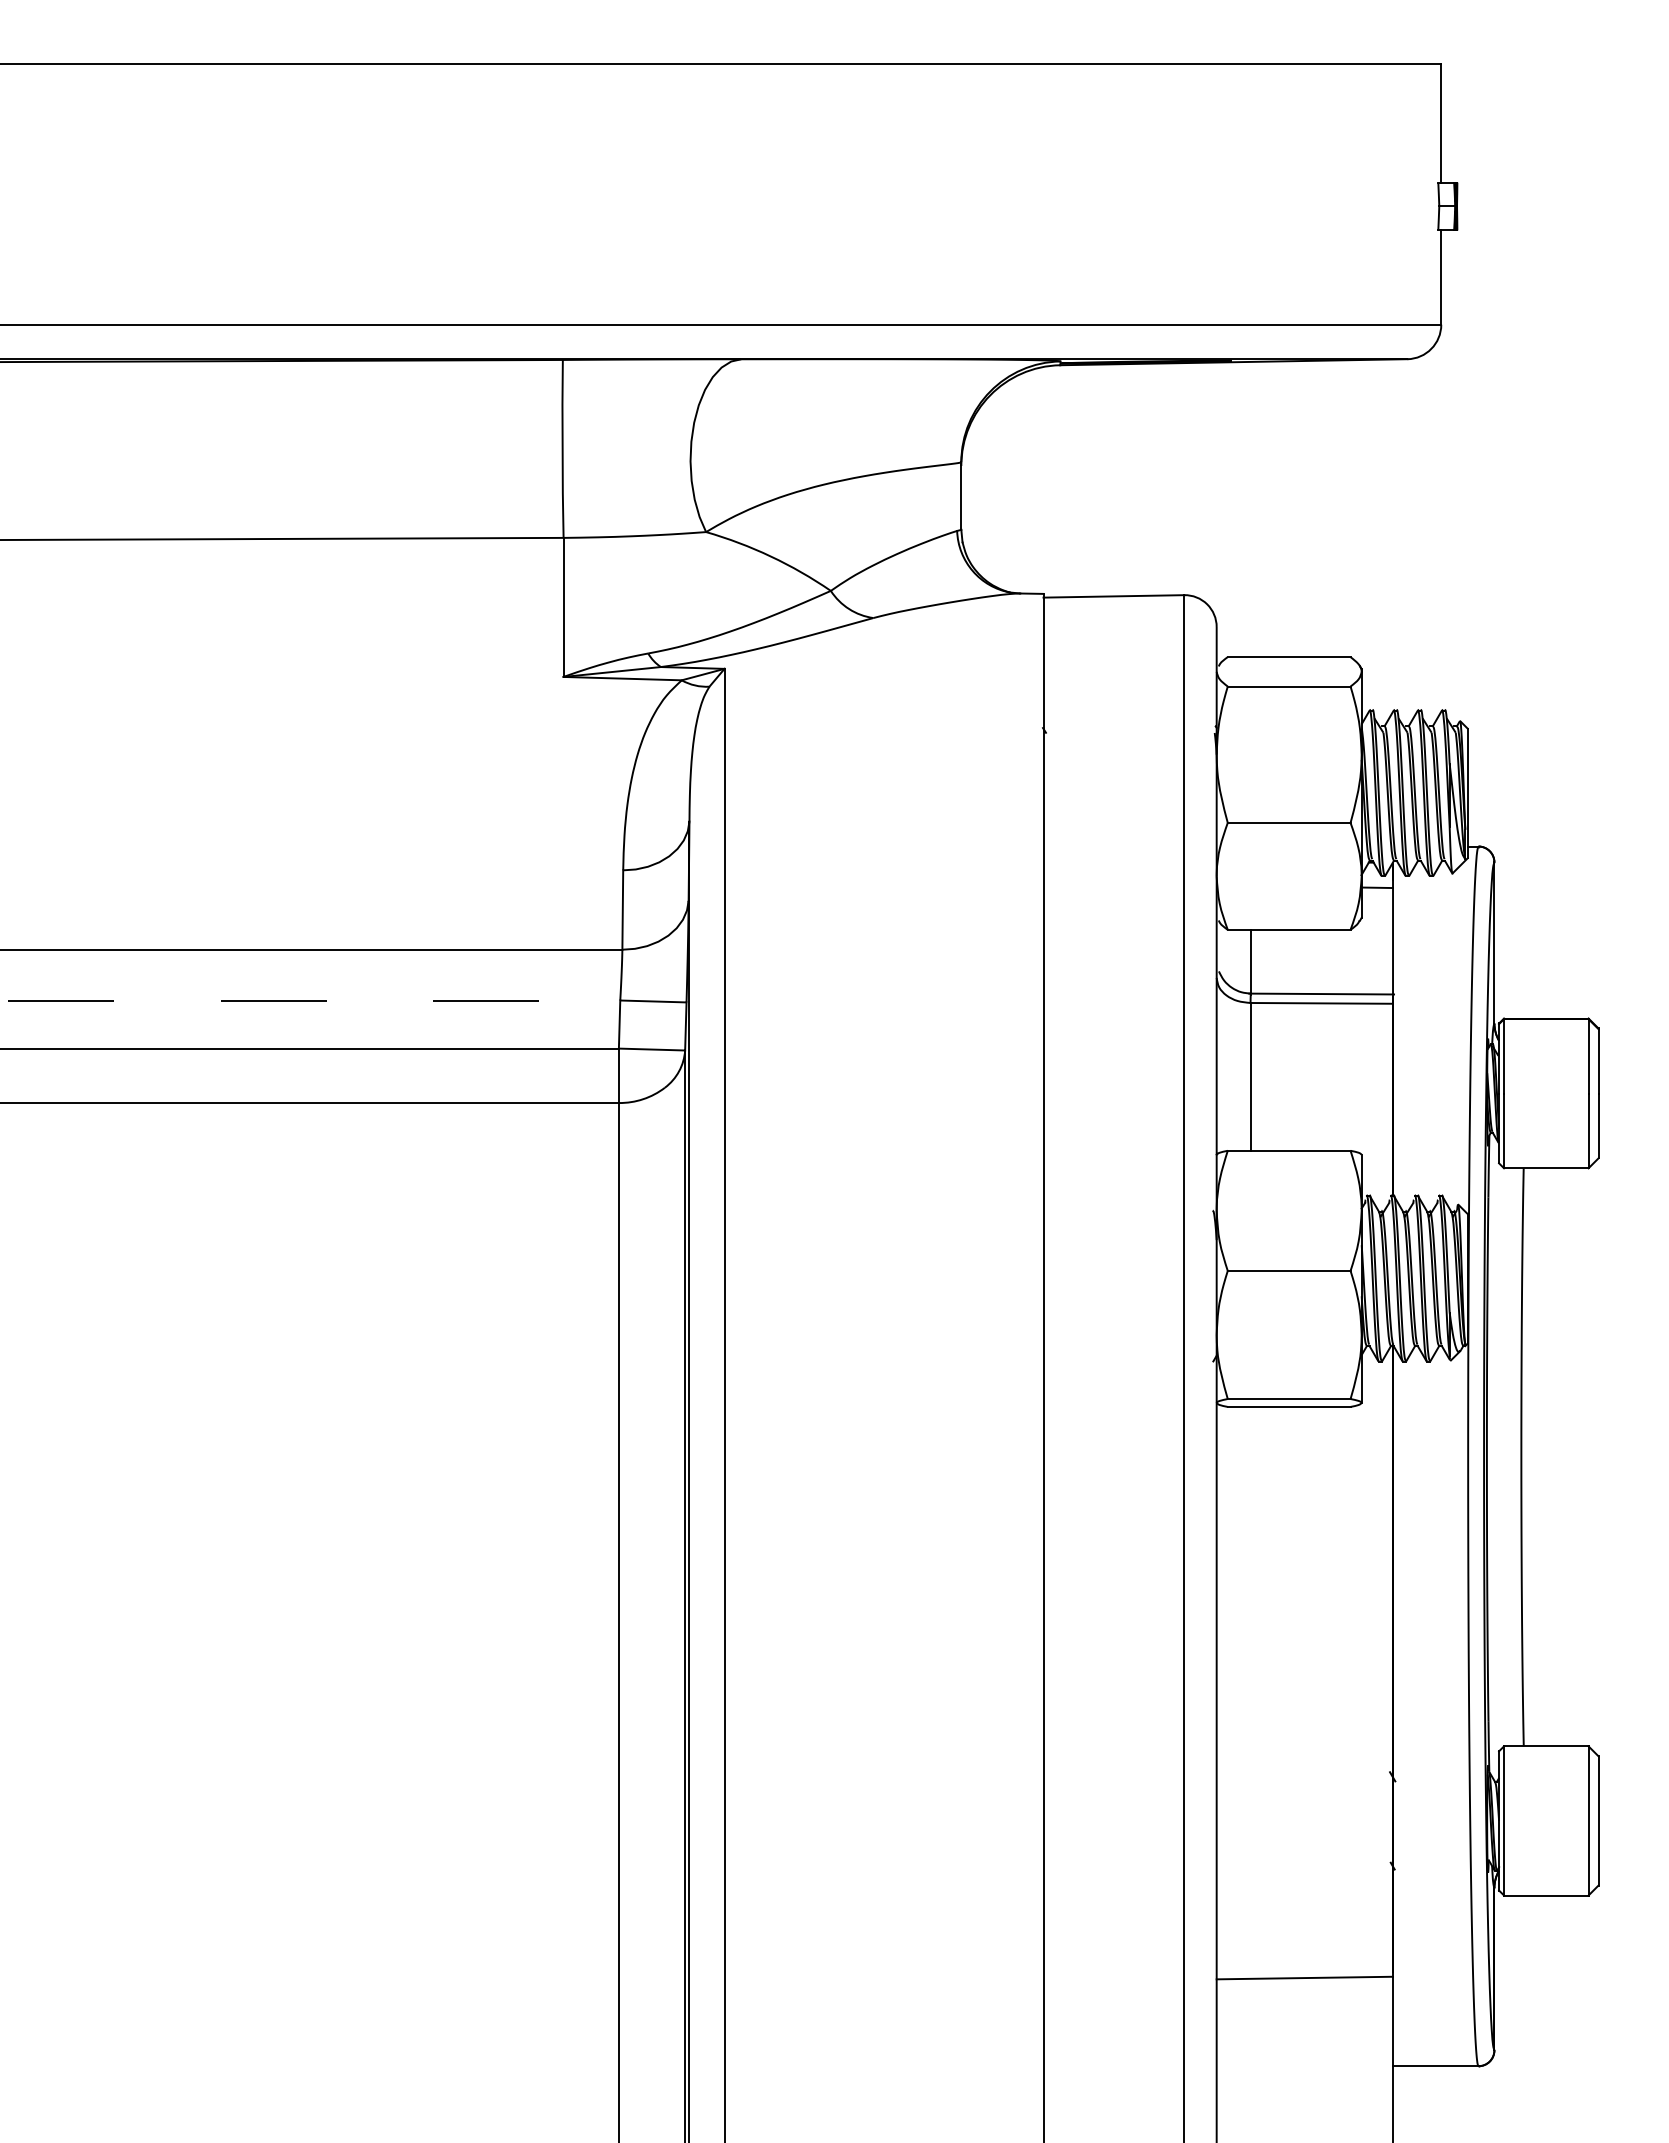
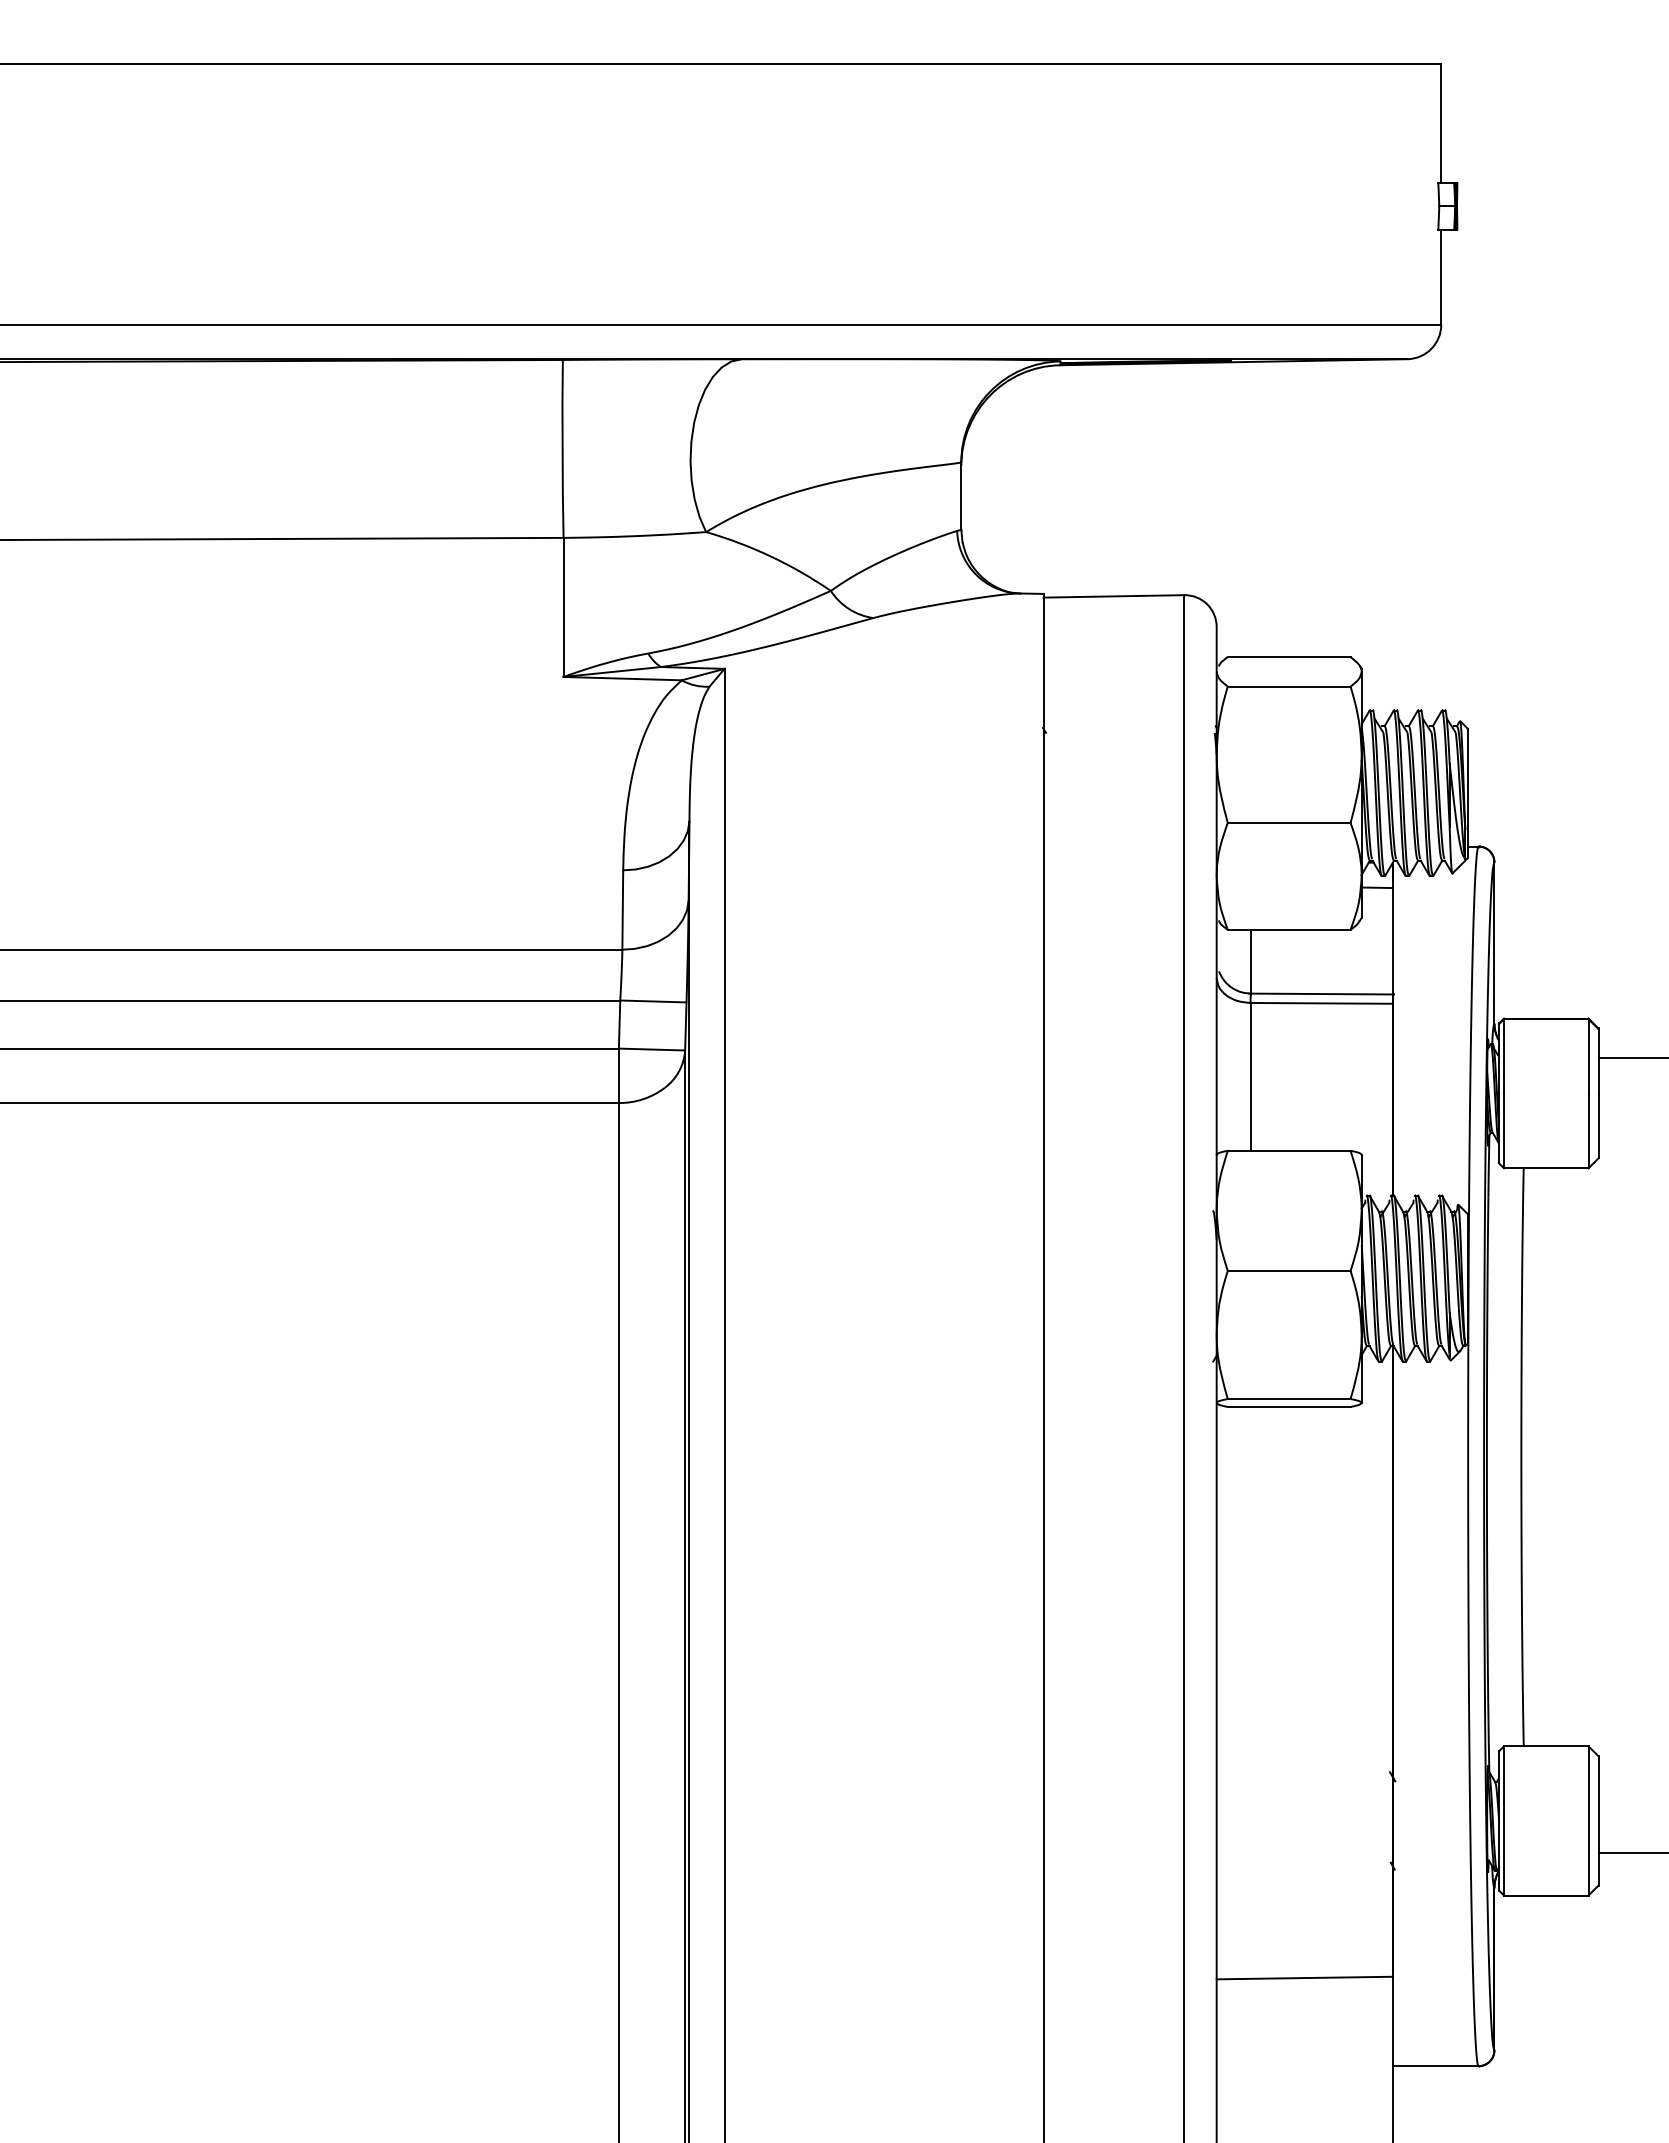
line: dashed -> solid (310, 1000)
line: none -> present (1631, 1058)
line: none -> present (1631, 1853)
